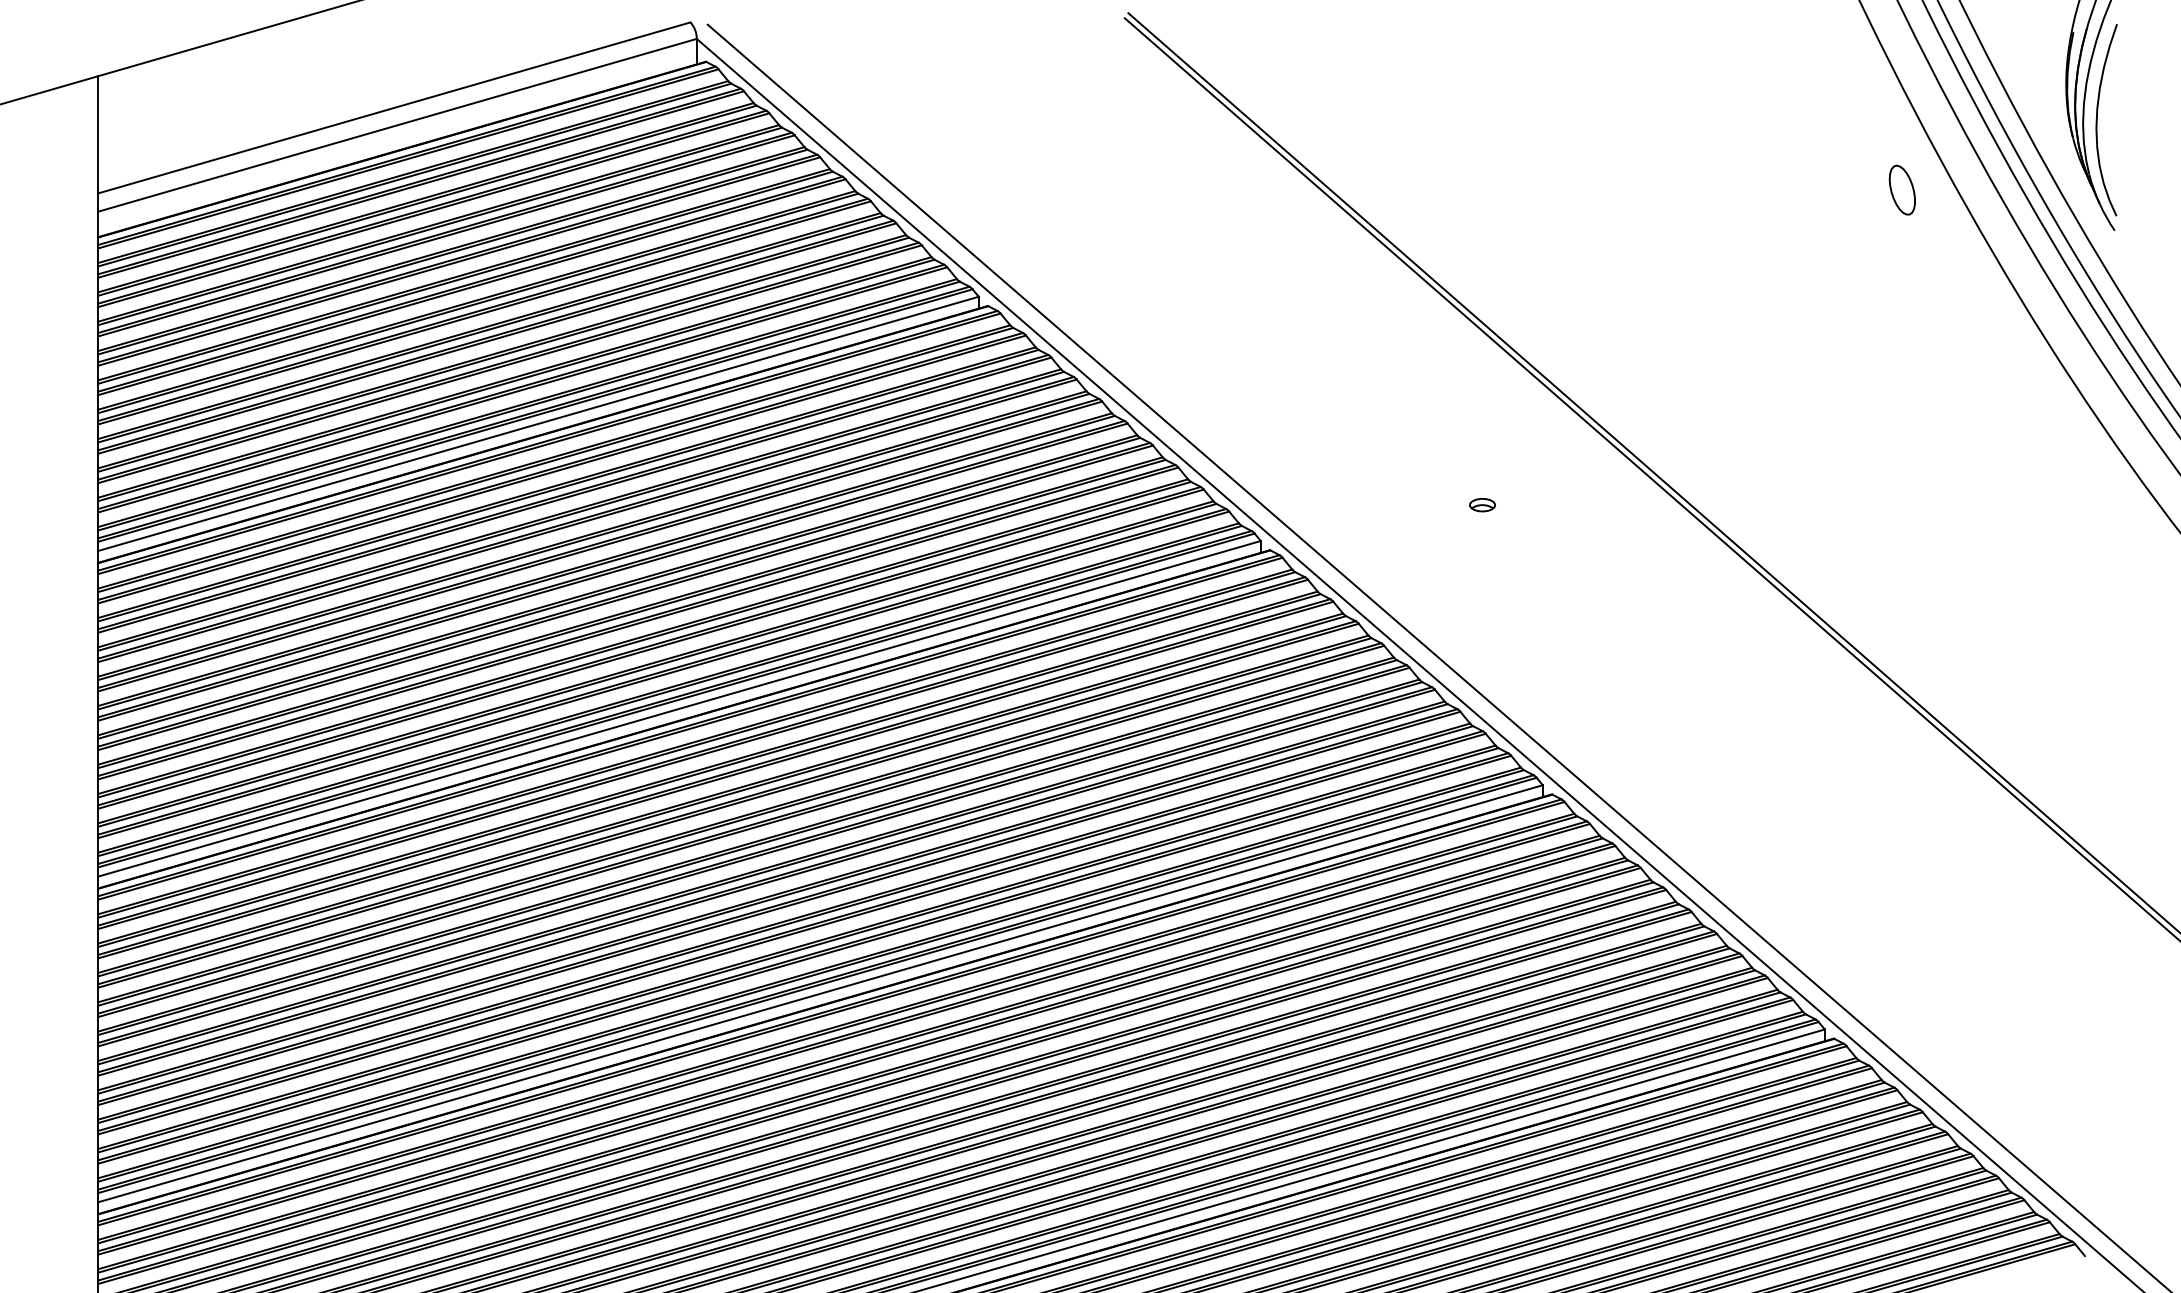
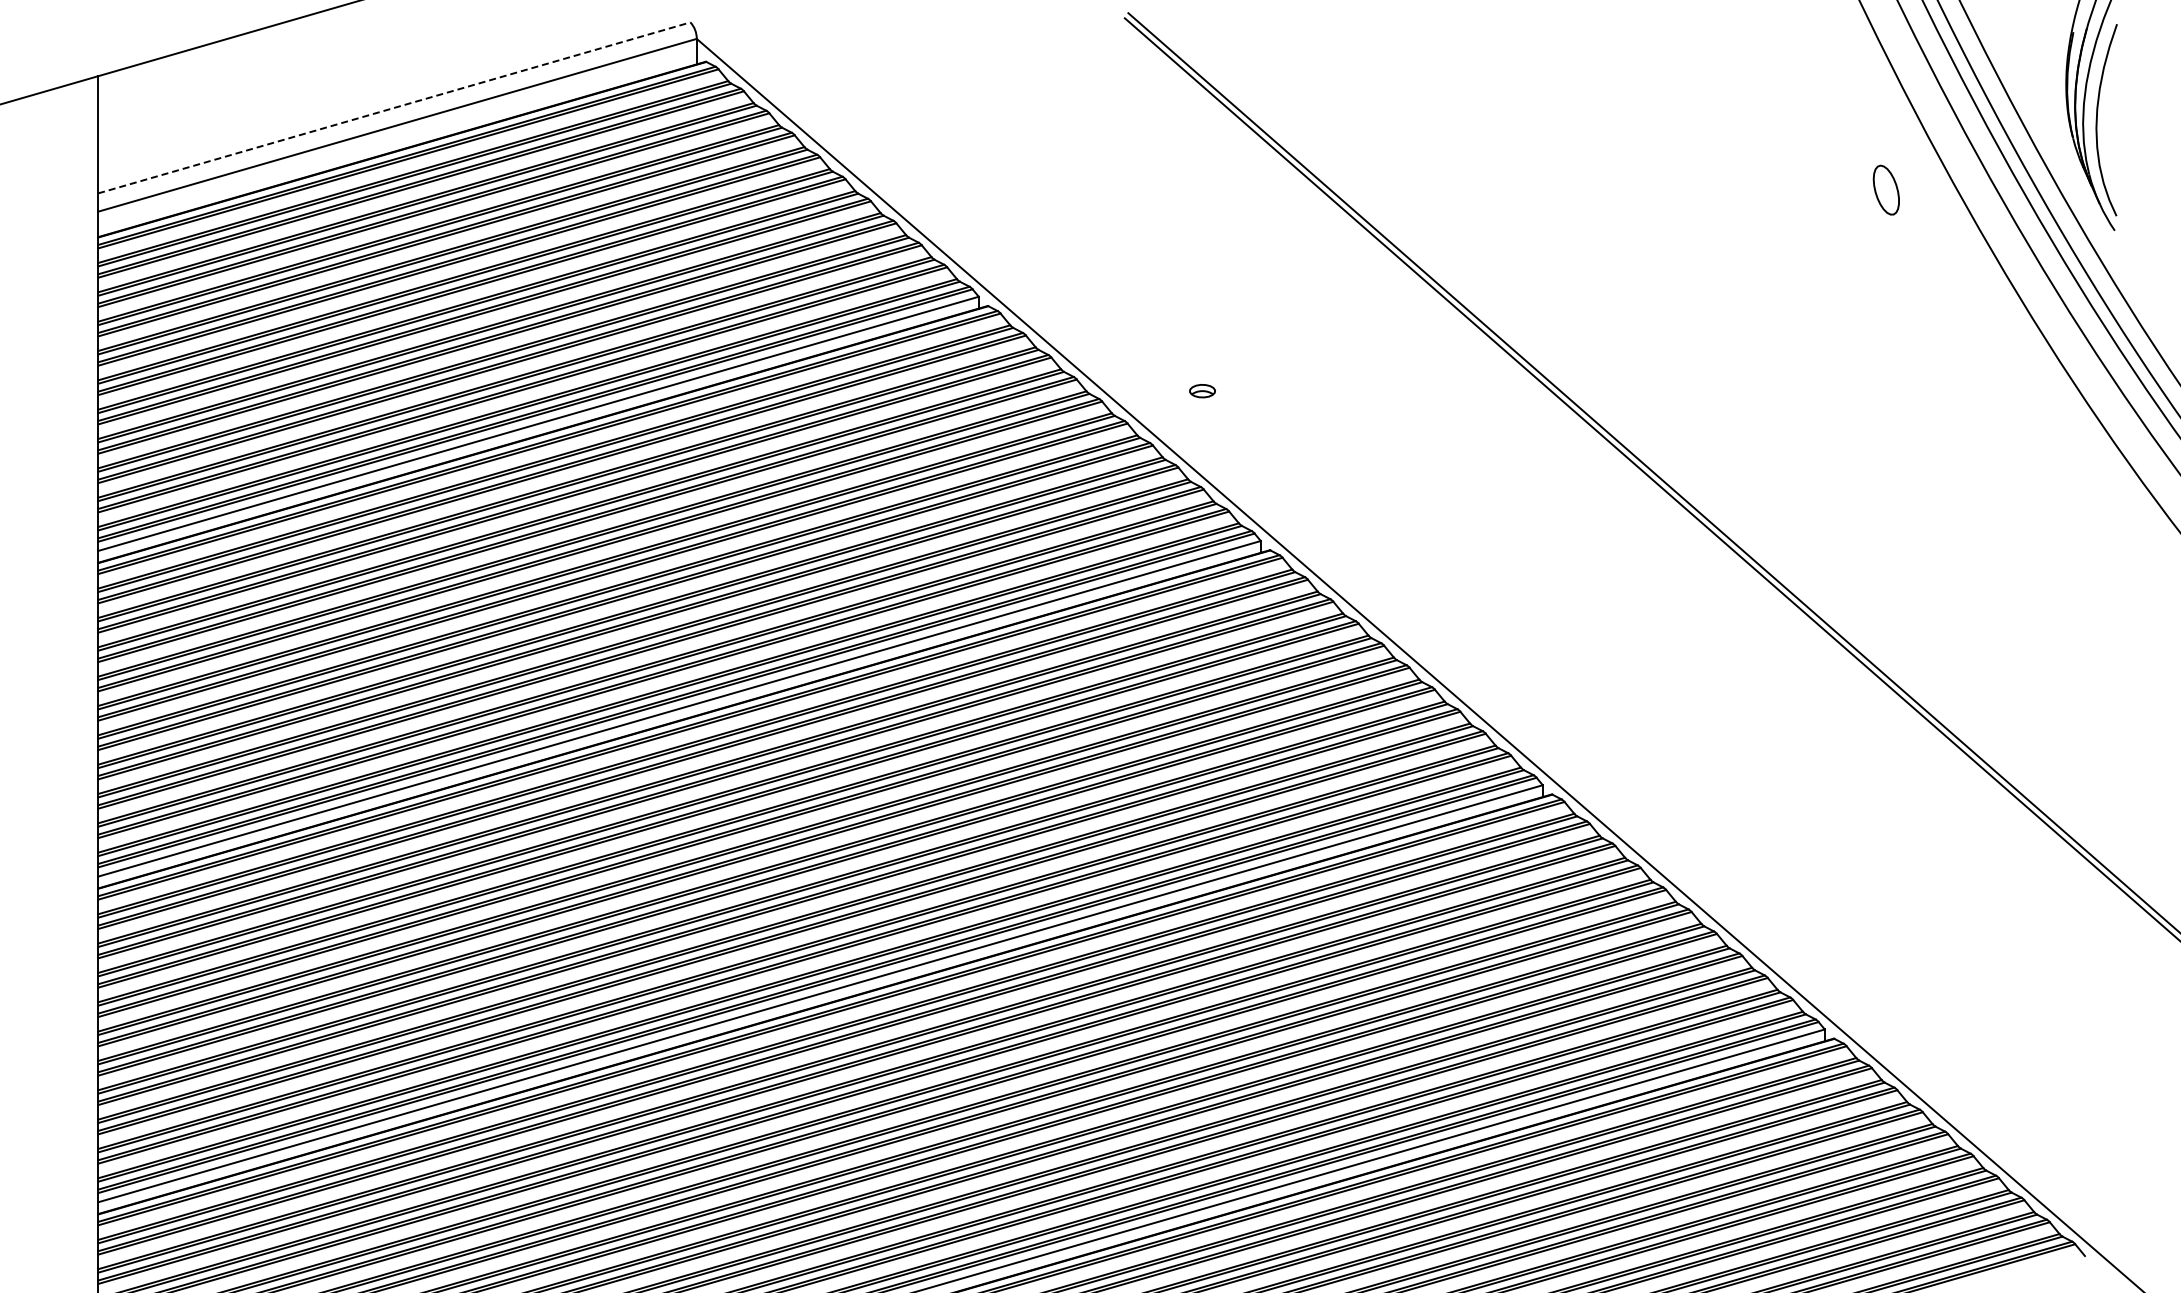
line: solid -> dashed (394, 107)
part position: (1901, 189) -> (1885, 189) (1885, 189)
part position: (1482, 505) -> (1202, 391) (1202, 391)
line: present -> none (1437, 656)
